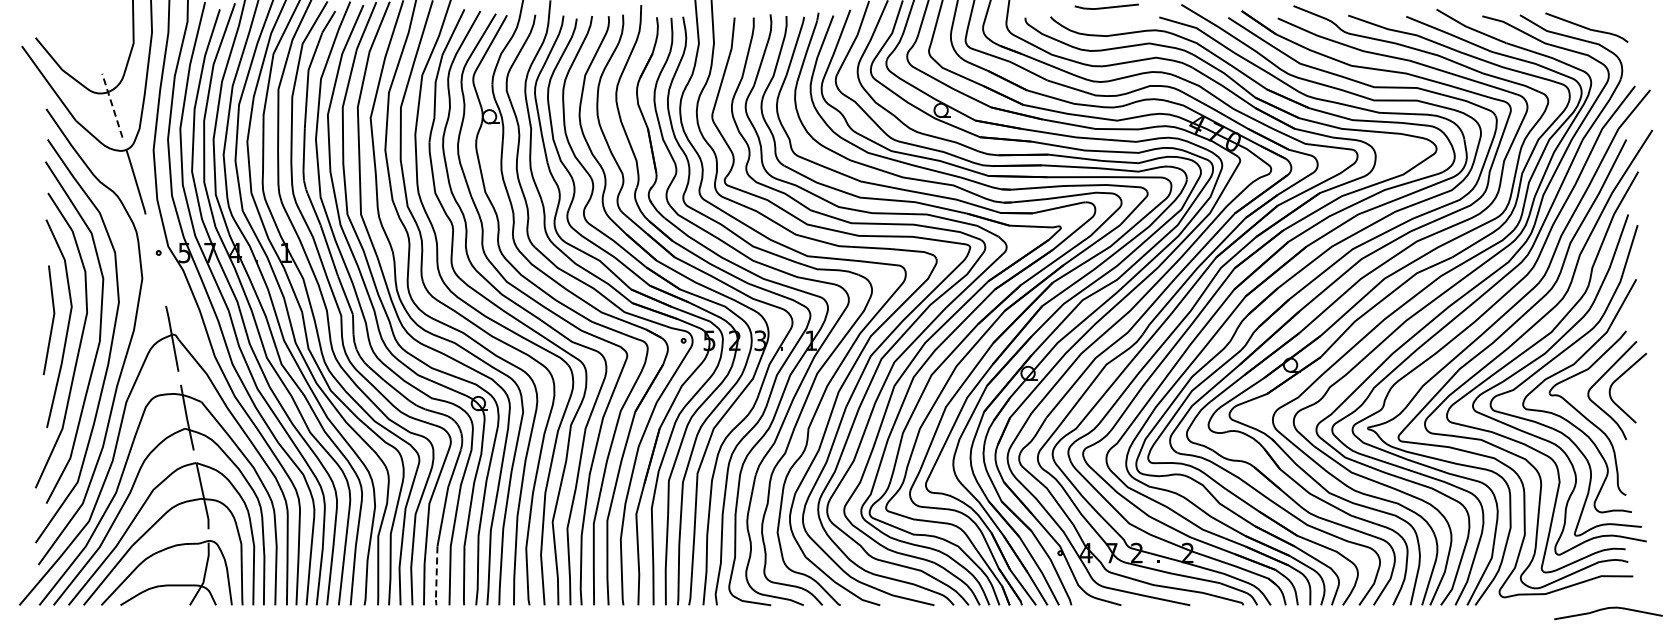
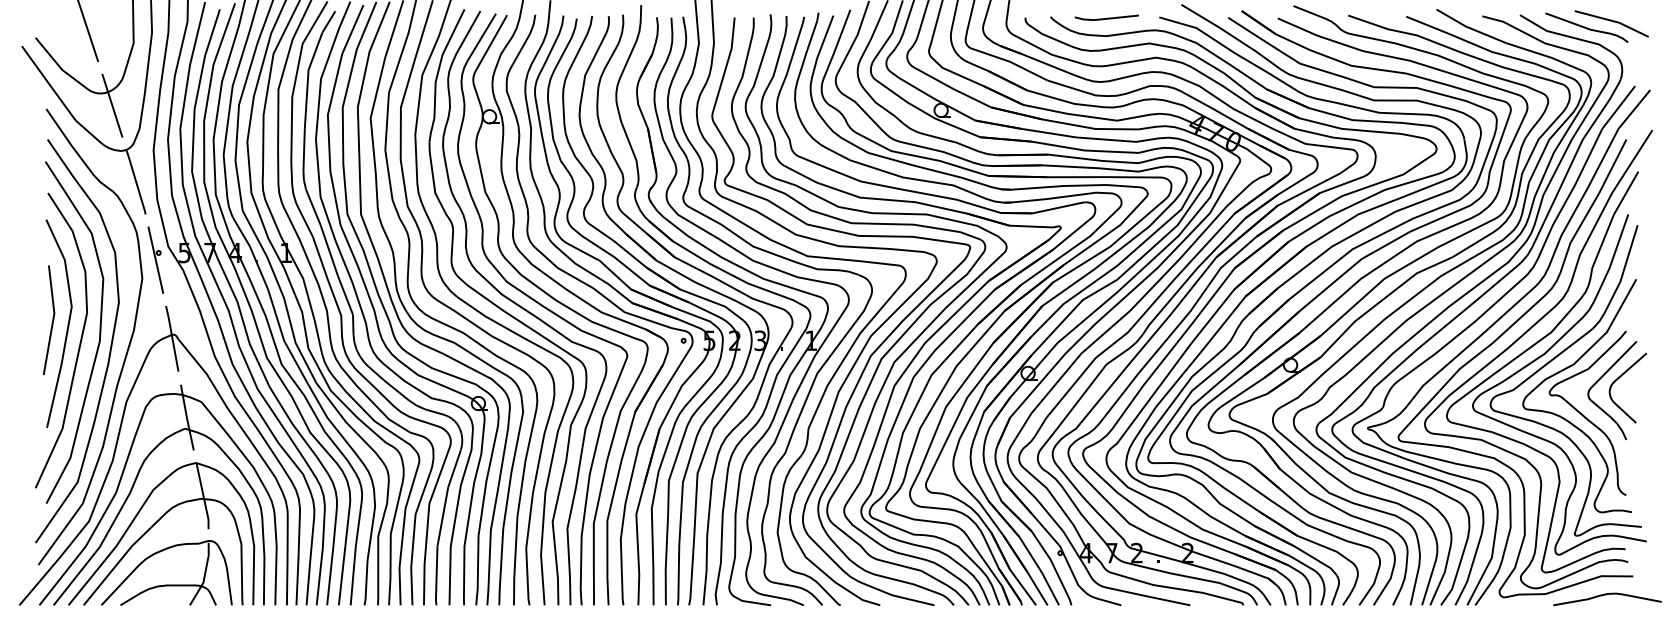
line position: (1107, 6) -> (1107, 17) (1107, 17)
line: none -> present (1611, 21)
line: none -> present (88, 31)
line: dashed -> solid (112, 104)
line: none -> present (155, 259)
line: dashed -> solid (436, 573)
curve position: (1607, 609) -> (1606, 595) (1606, 595)
